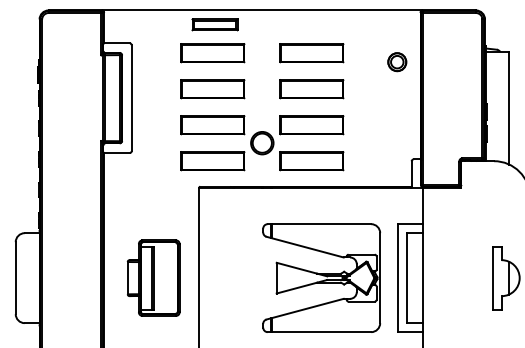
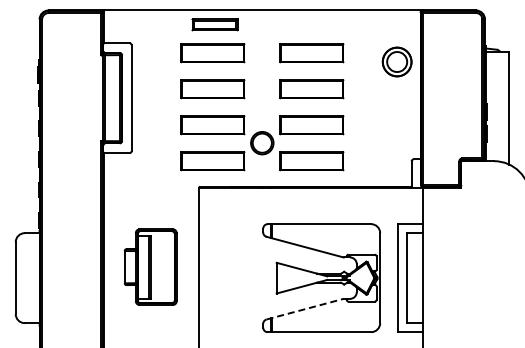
part size: 21x21 px -> 32x32 px (396, 61)
part position: (153, 277) -> (150, 266) (150, 266)
part: present -> none (506, 278)
line: solid -> dashed (305, 309)
